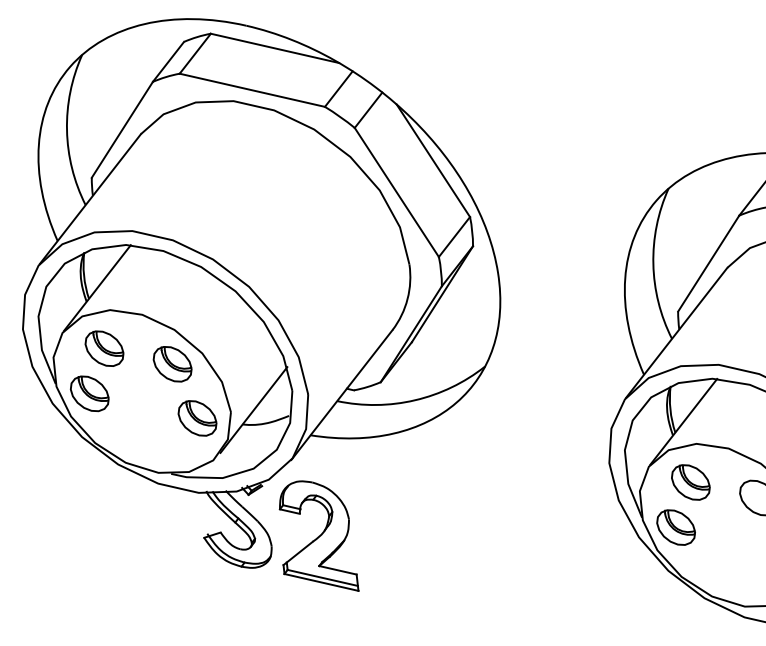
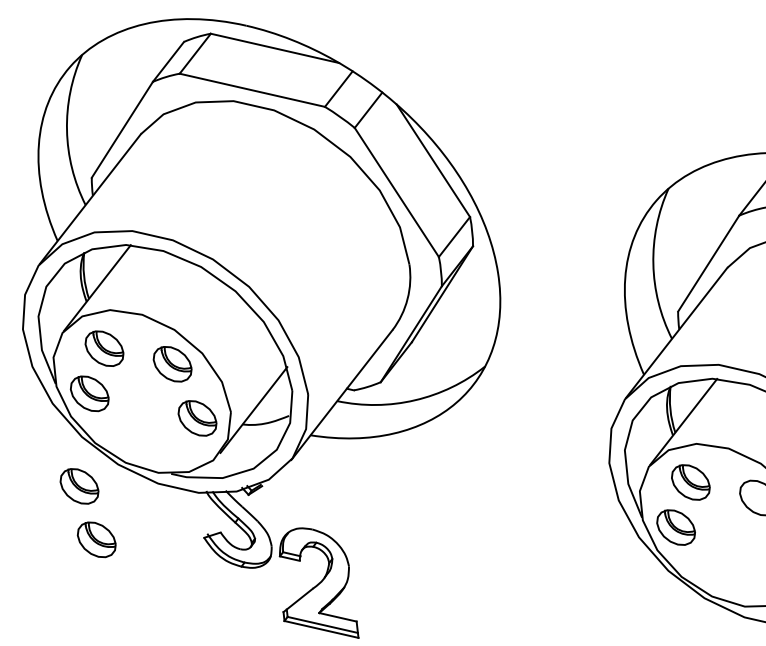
part: none -> present (79, 486)
part position: (318, 535) -> (318, 582) (318, 582)
part: none -> present (96, 539)
